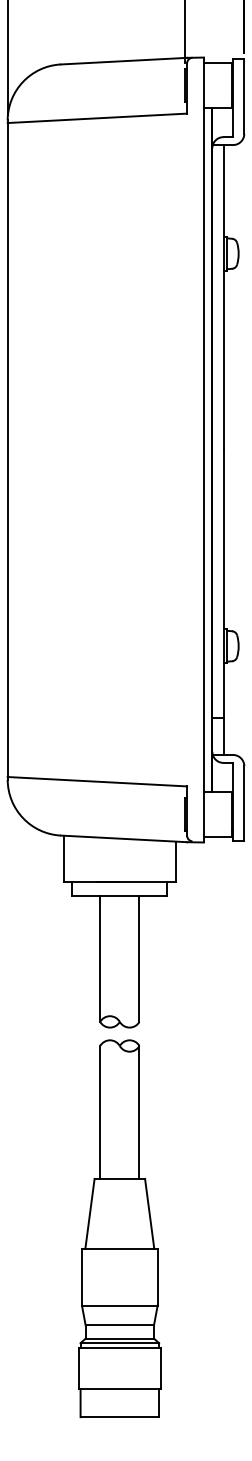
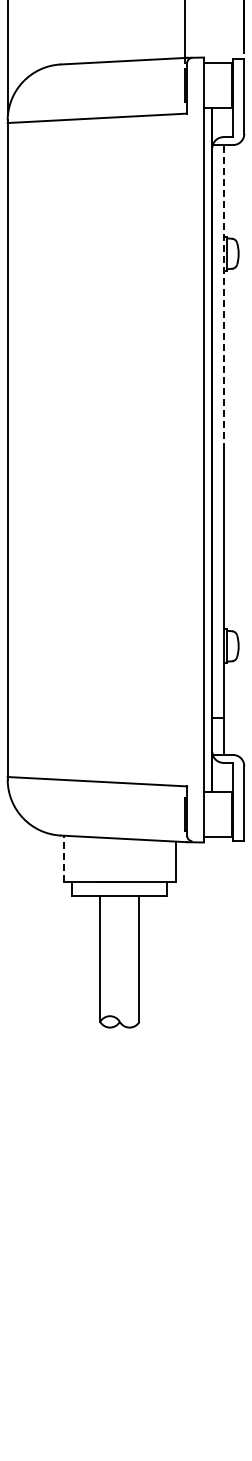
line: solid -> dashed (223, 297)
line: solid -> dashed (63, 858)
part: present -> none (119, 1228)
